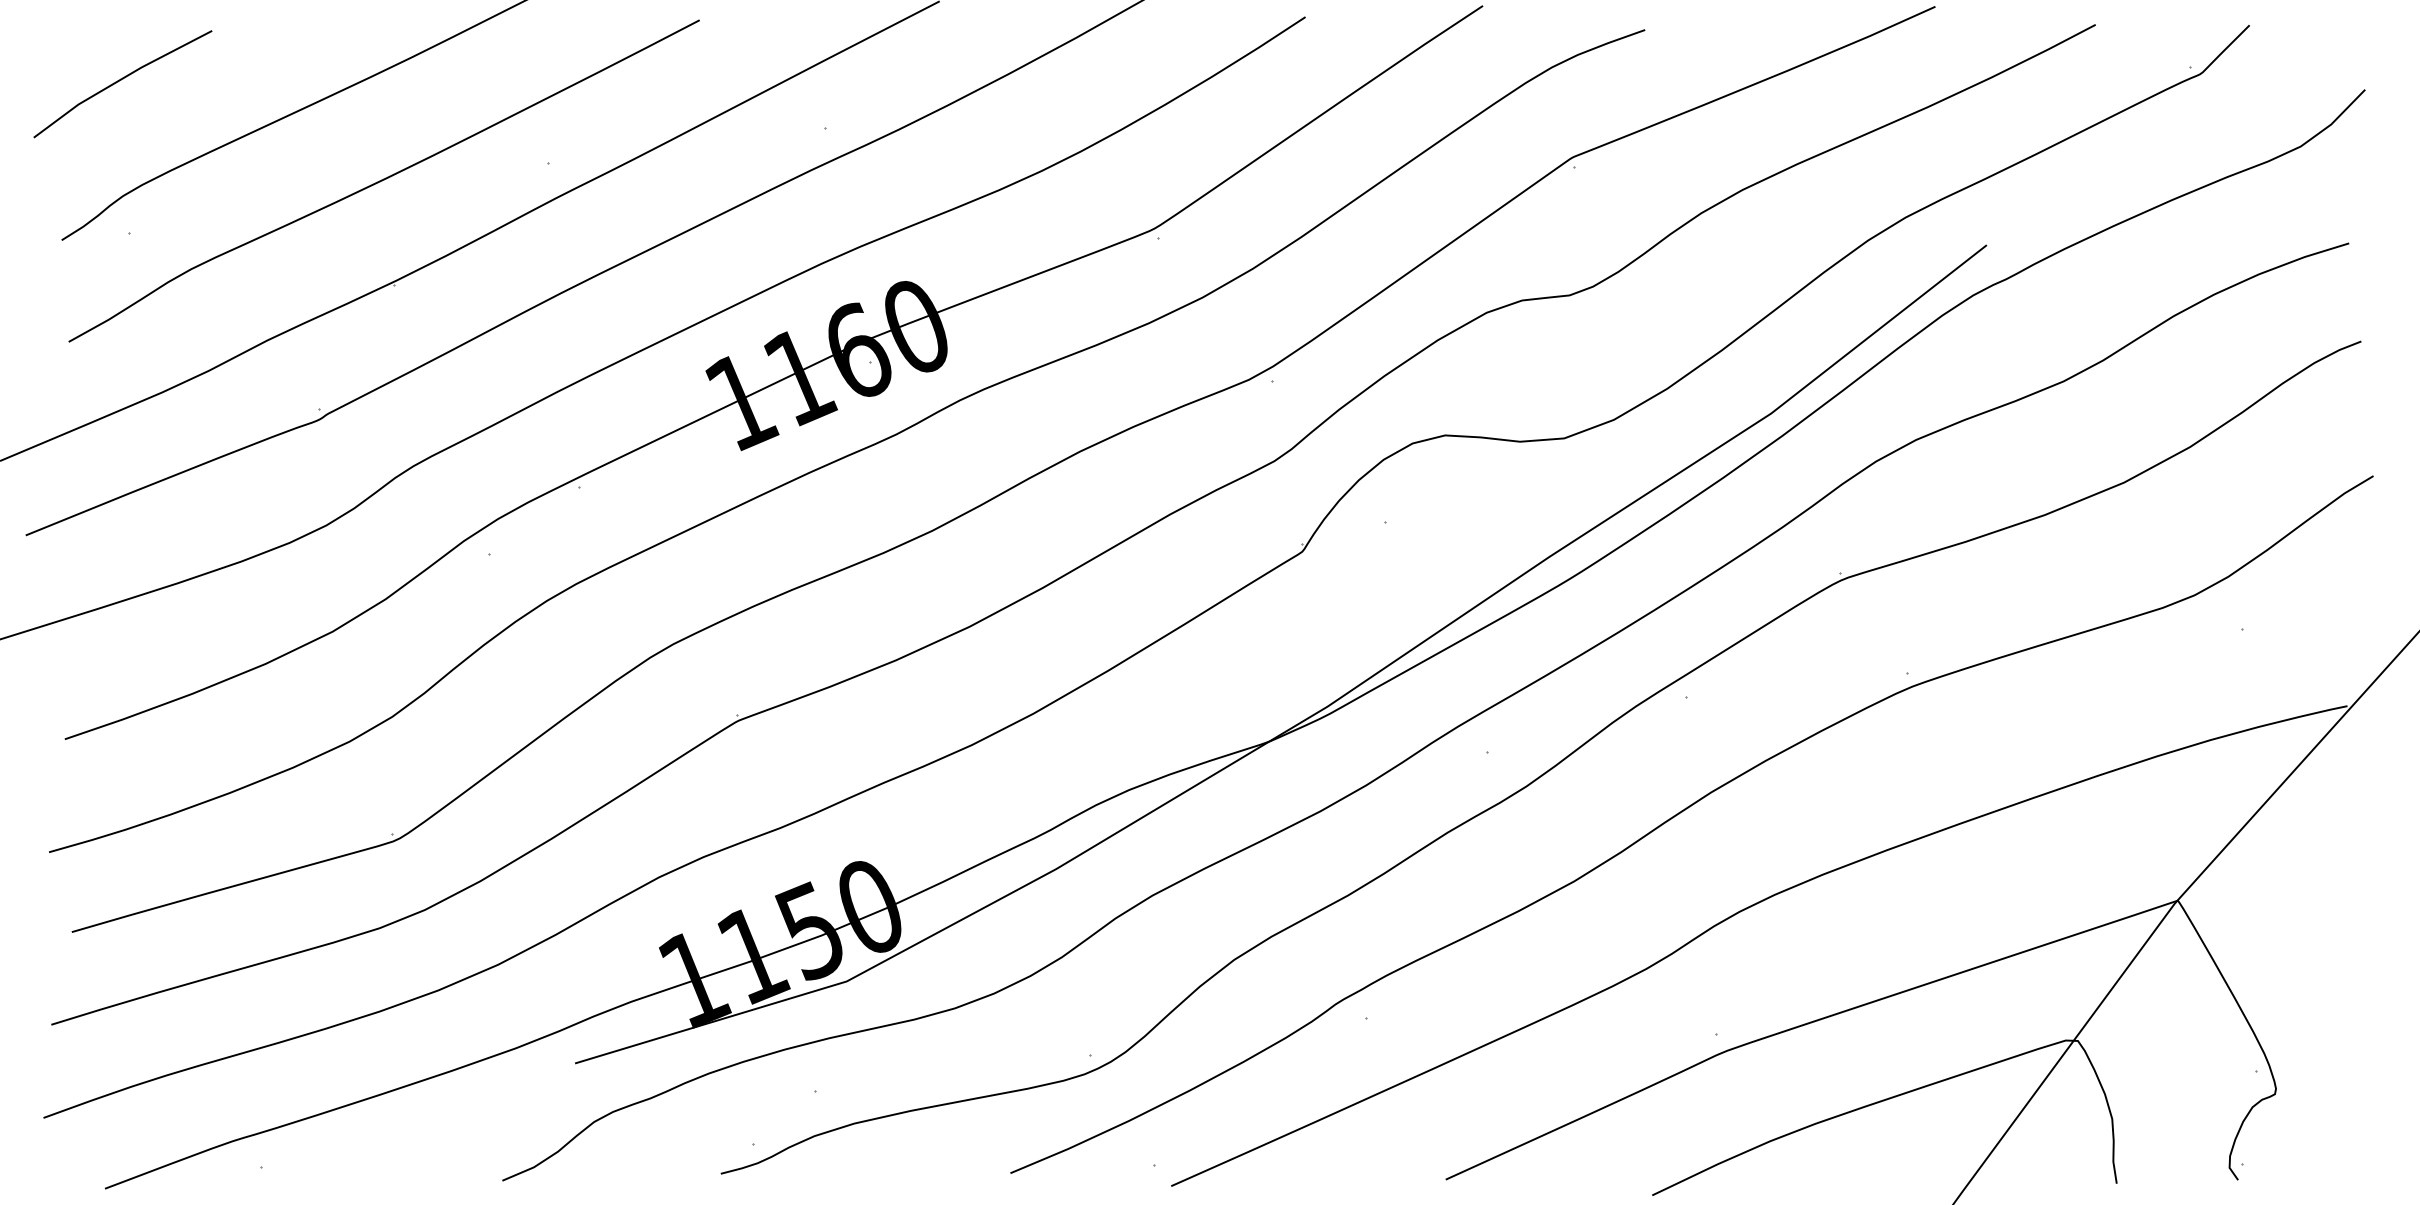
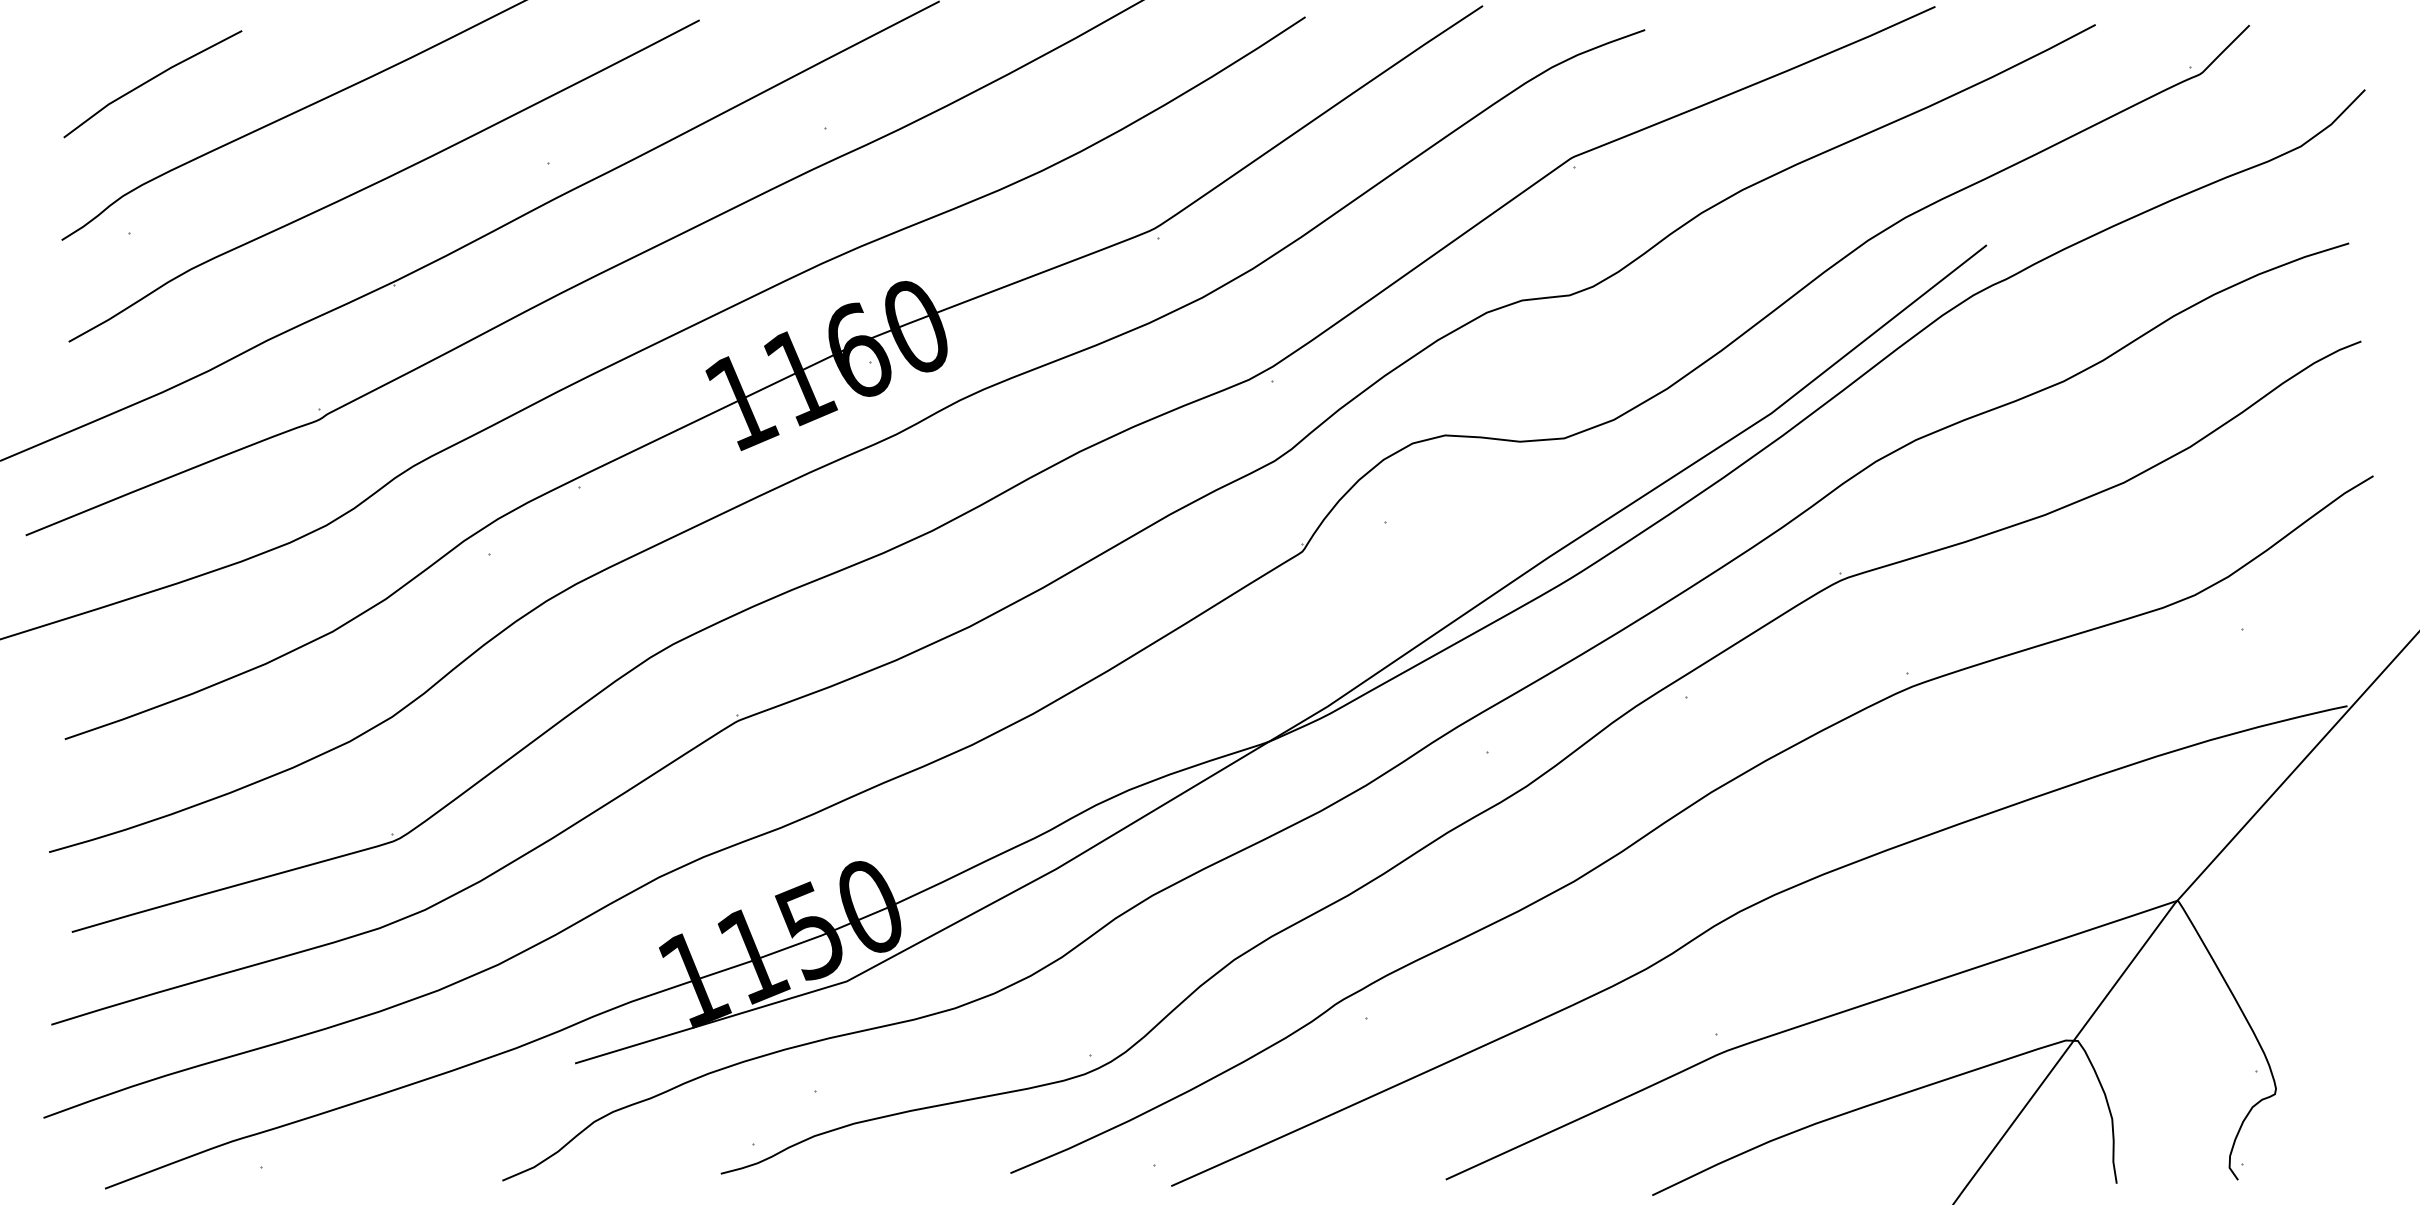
line position: (121, 80) -> (151, 80) (151, 80)
